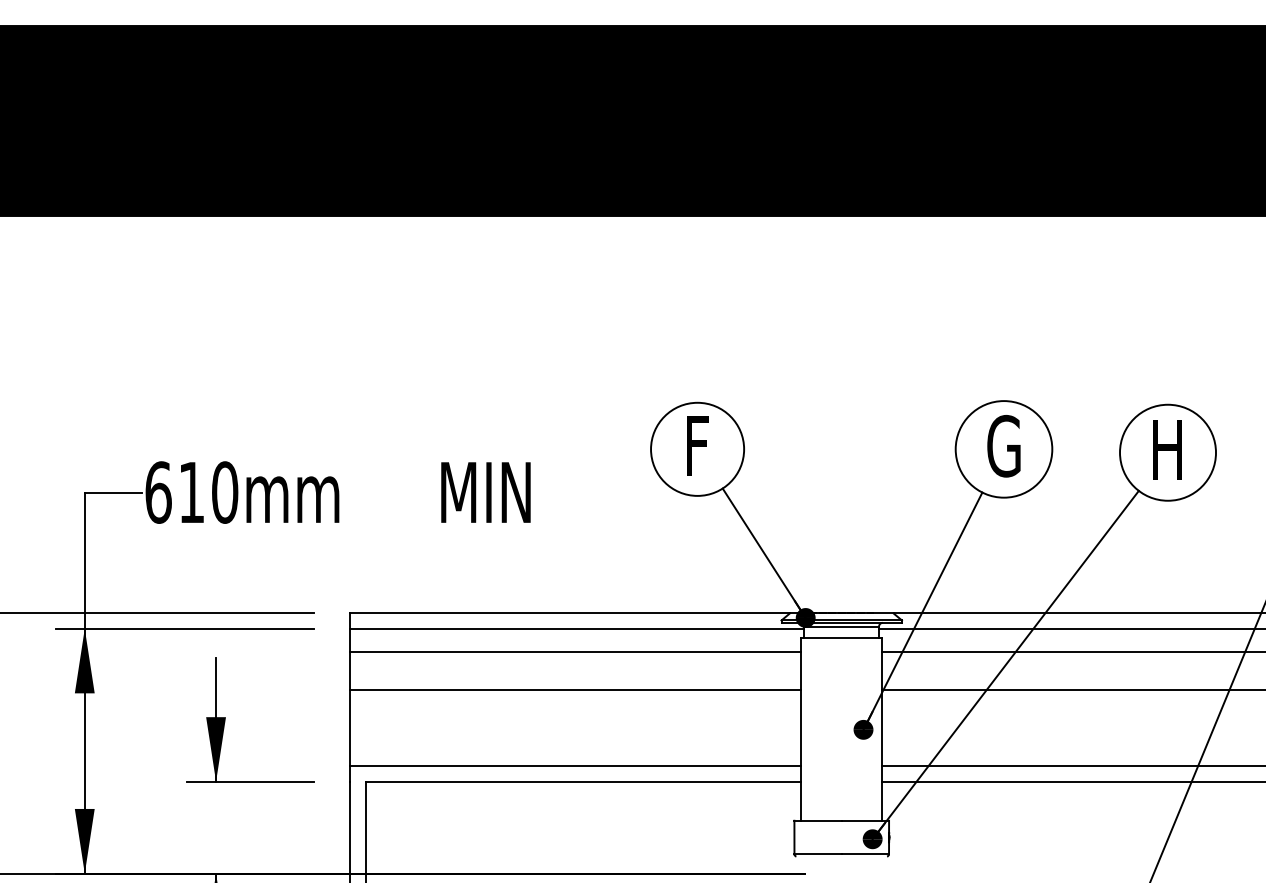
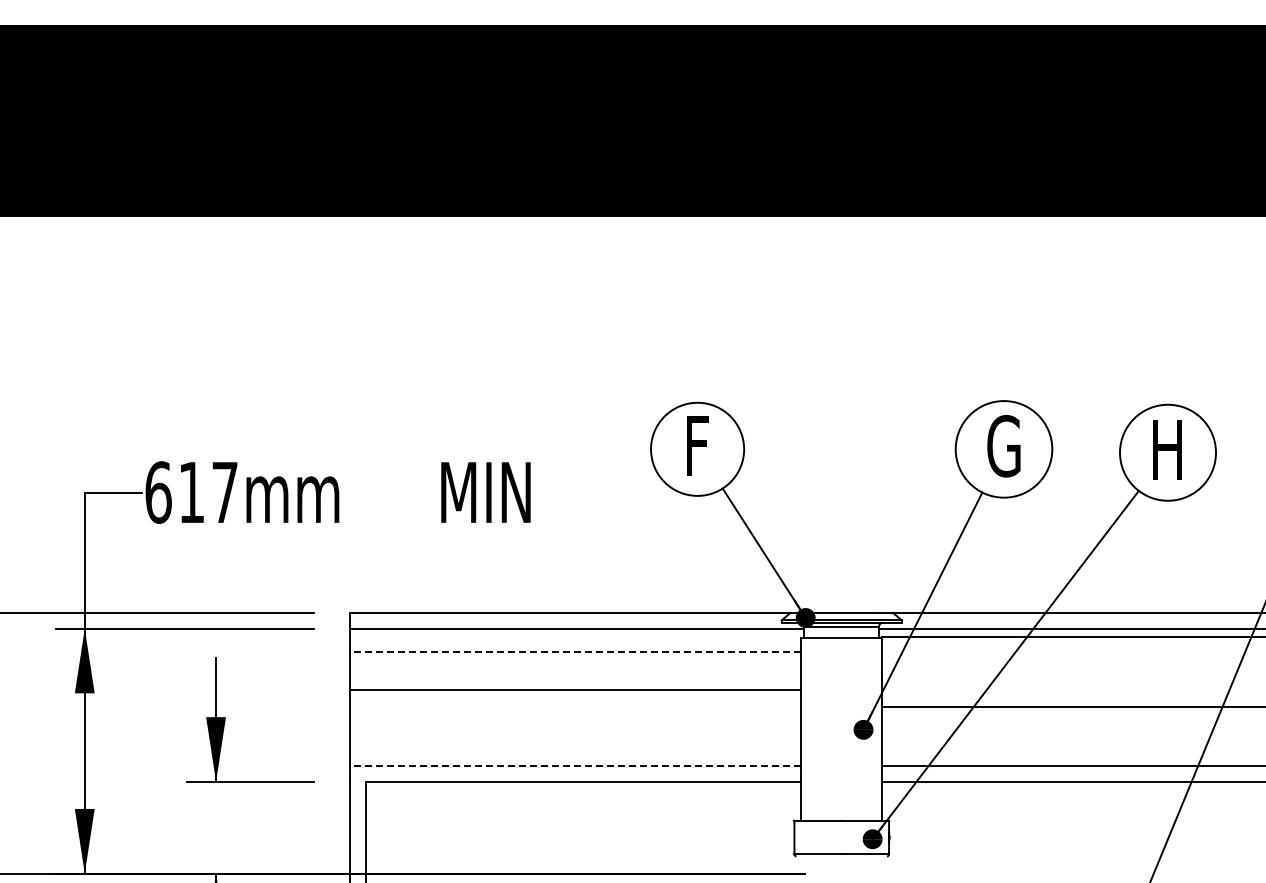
text: 610mm -> 617mm (225, 492)
line: solid -> dashed (575, 651)
line position: (1072, 651) -> (1072, 636) (1072, 636)
line position: (1072, 689) -> (1072, 706) (1072, 706)
line: solid -> dashed (575, 766)
